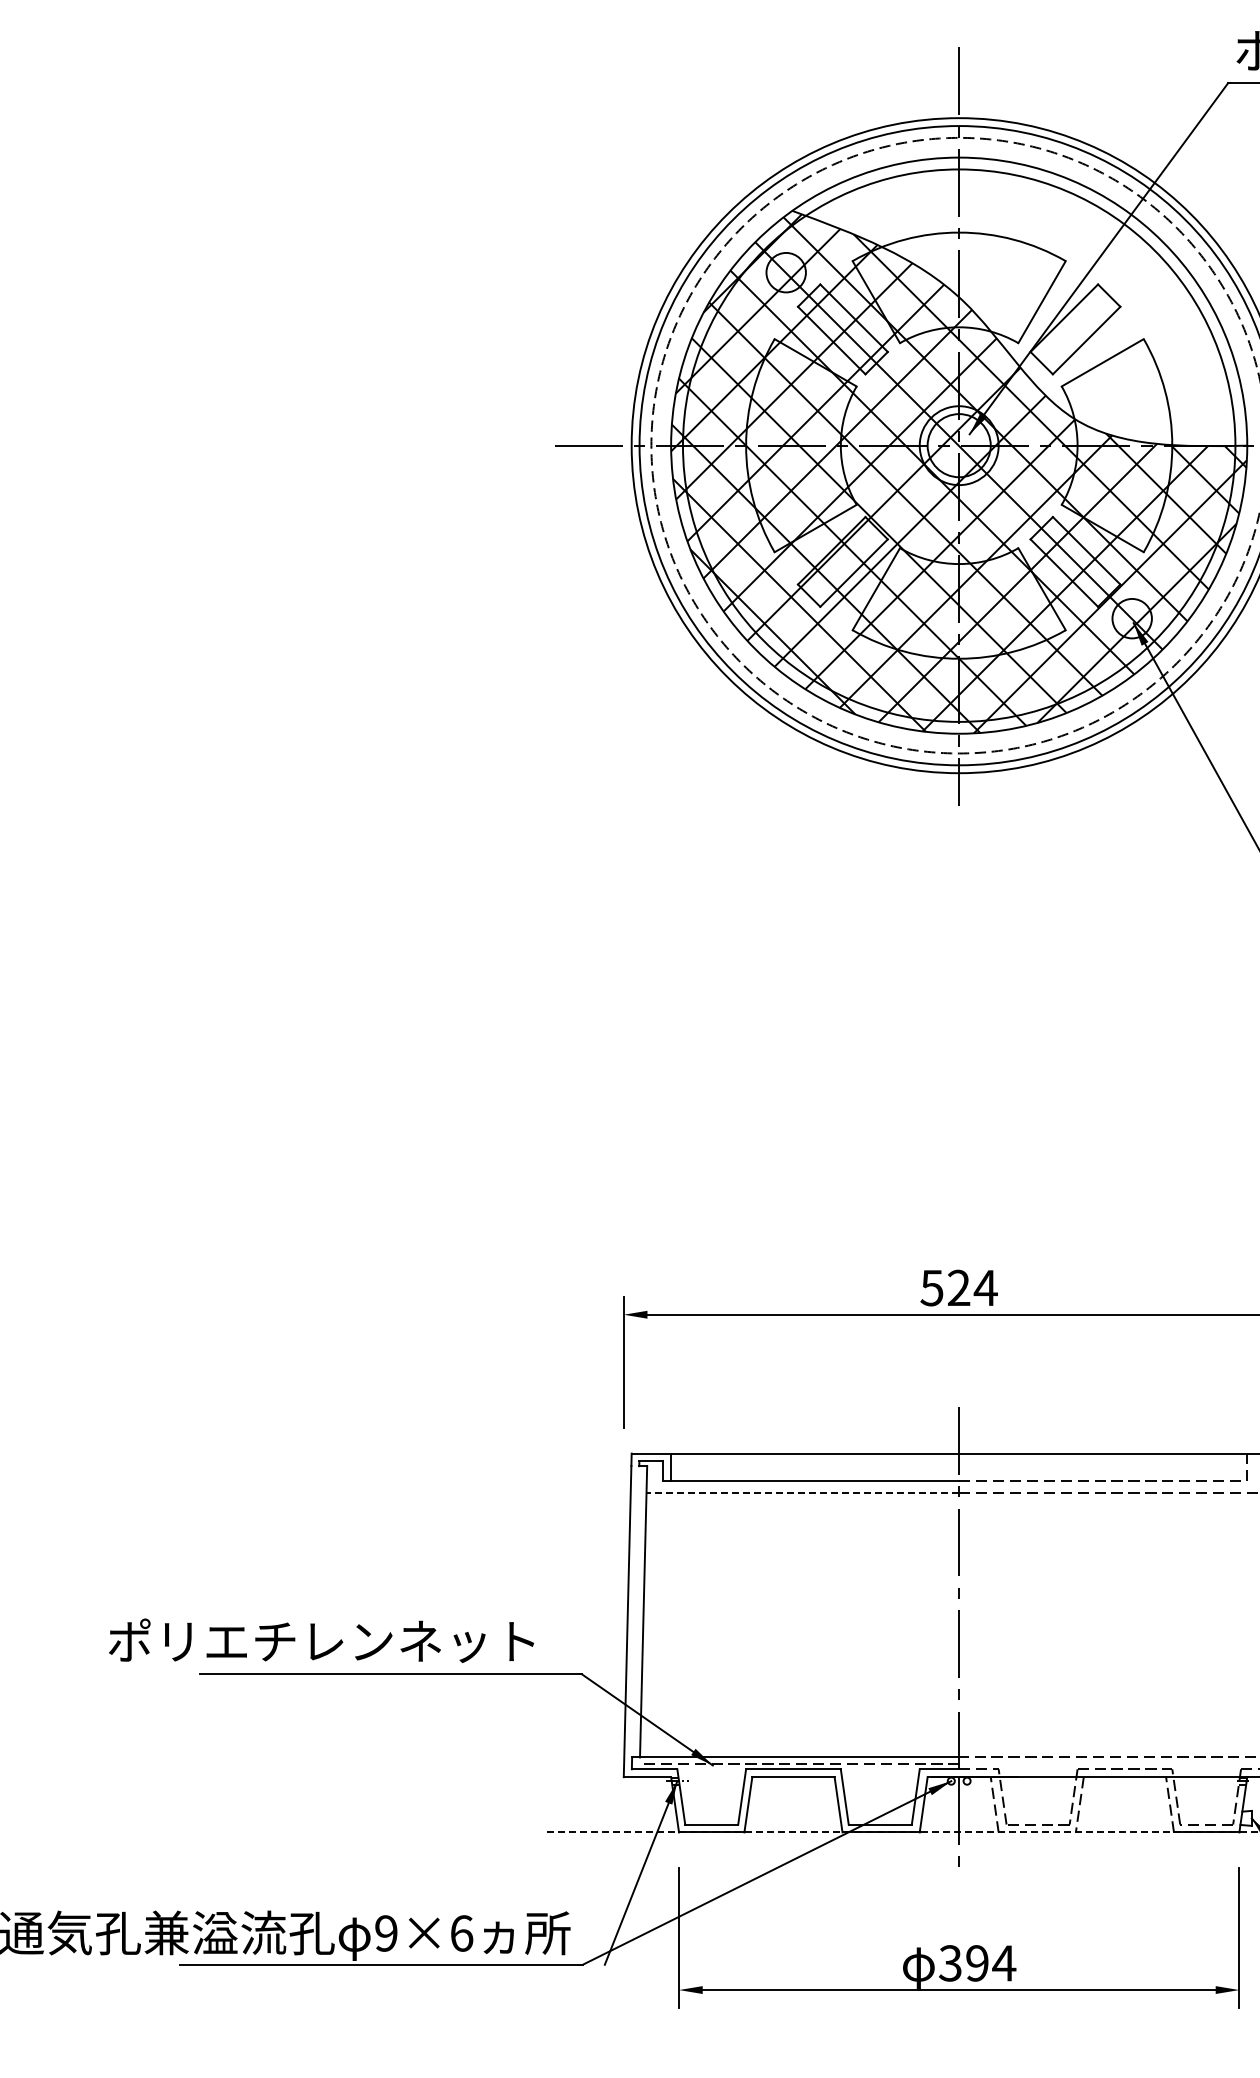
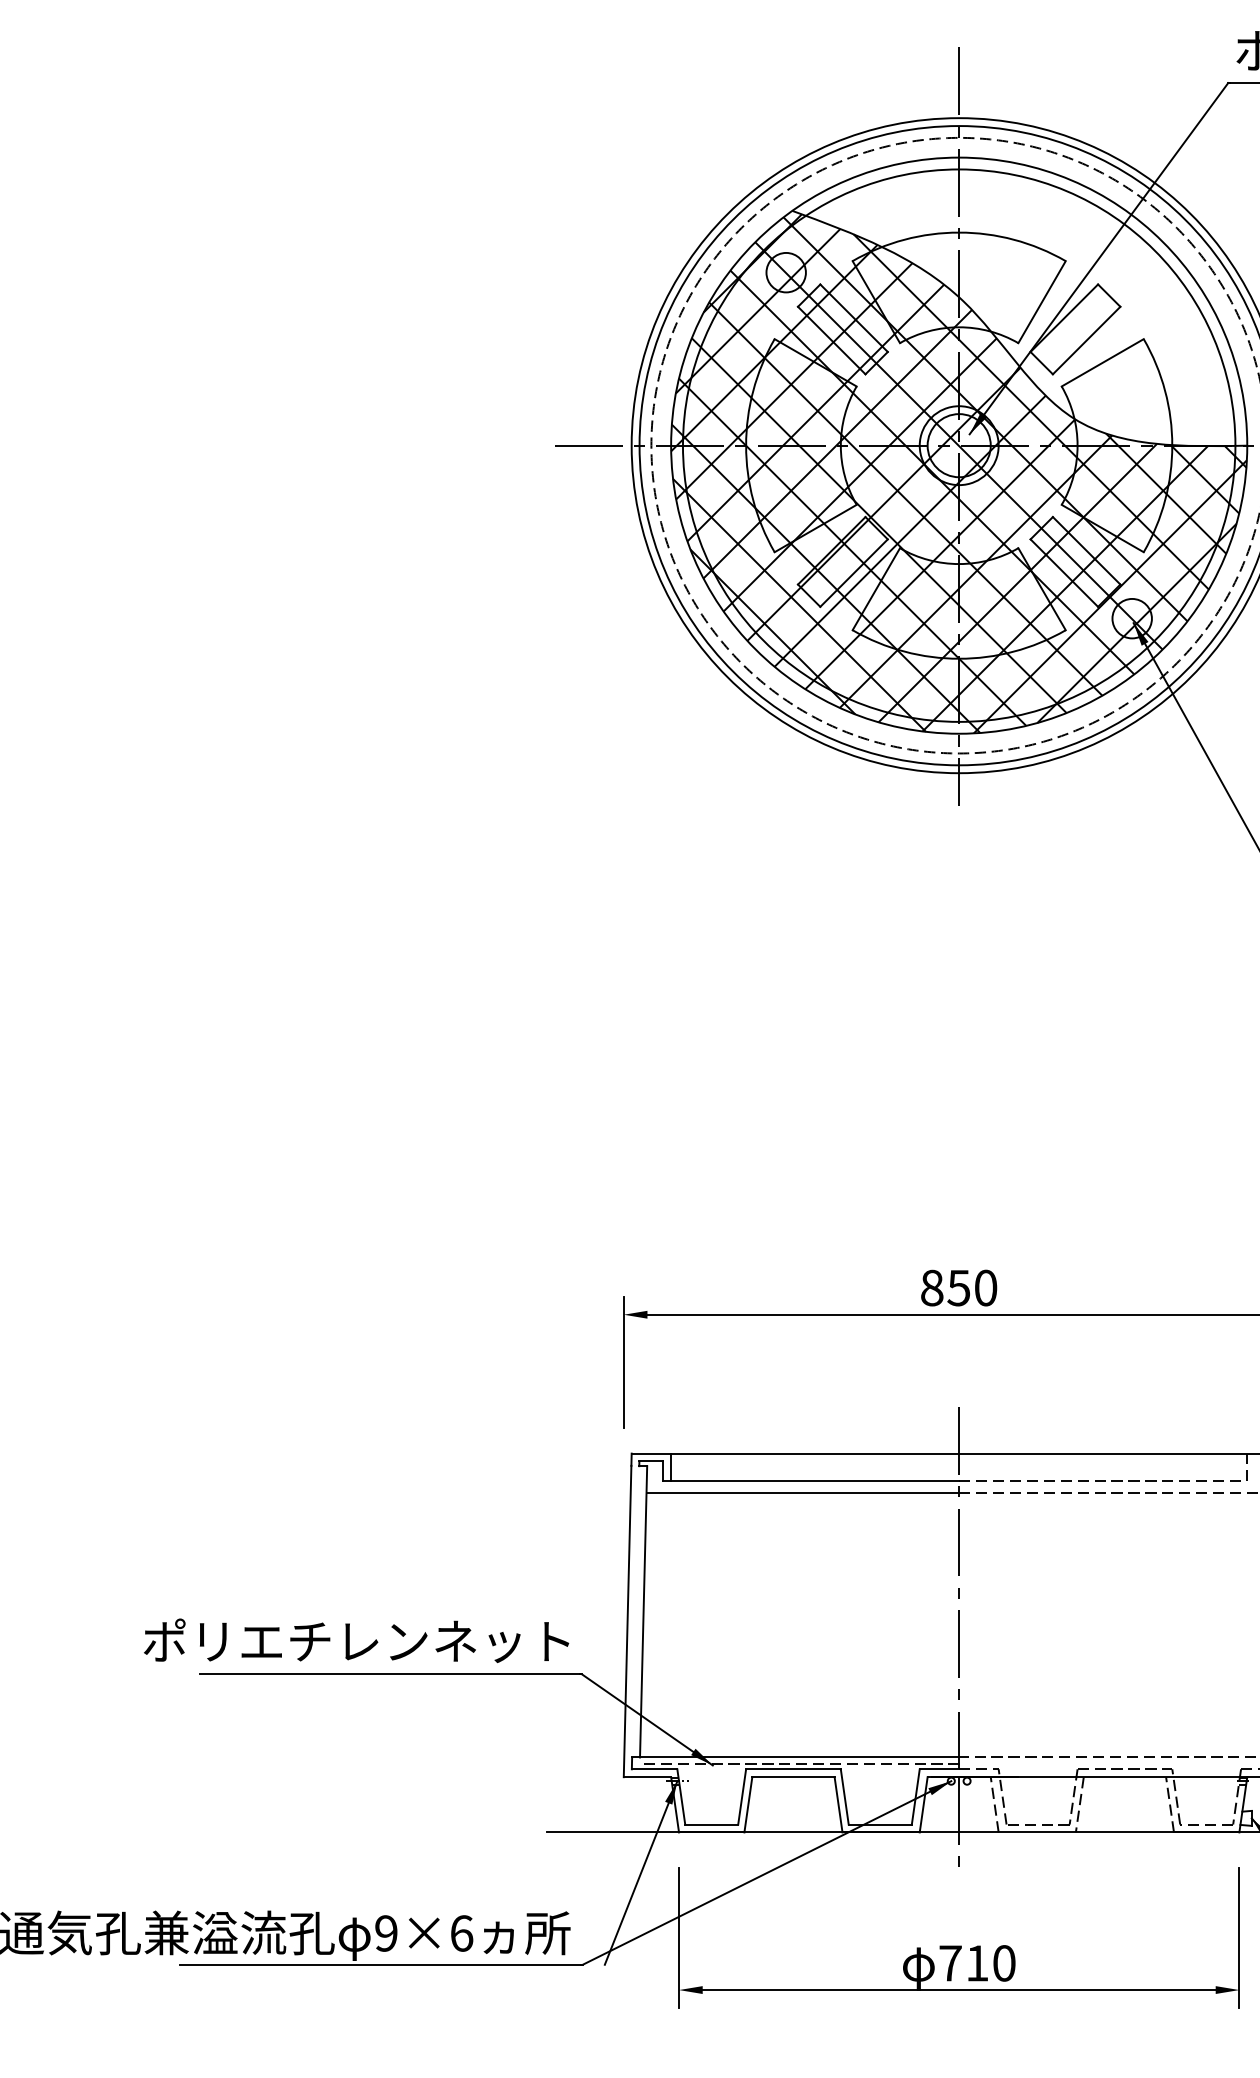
text: 524 -> 850 (958, 1287)
line: dashed -> solid (802, 1493)
text position: (321, 1640) -> (356, 1640) (356, 1640)
line: dashed -> solid (903, 1832)
text: 394 -> 710 (977, 1963)
